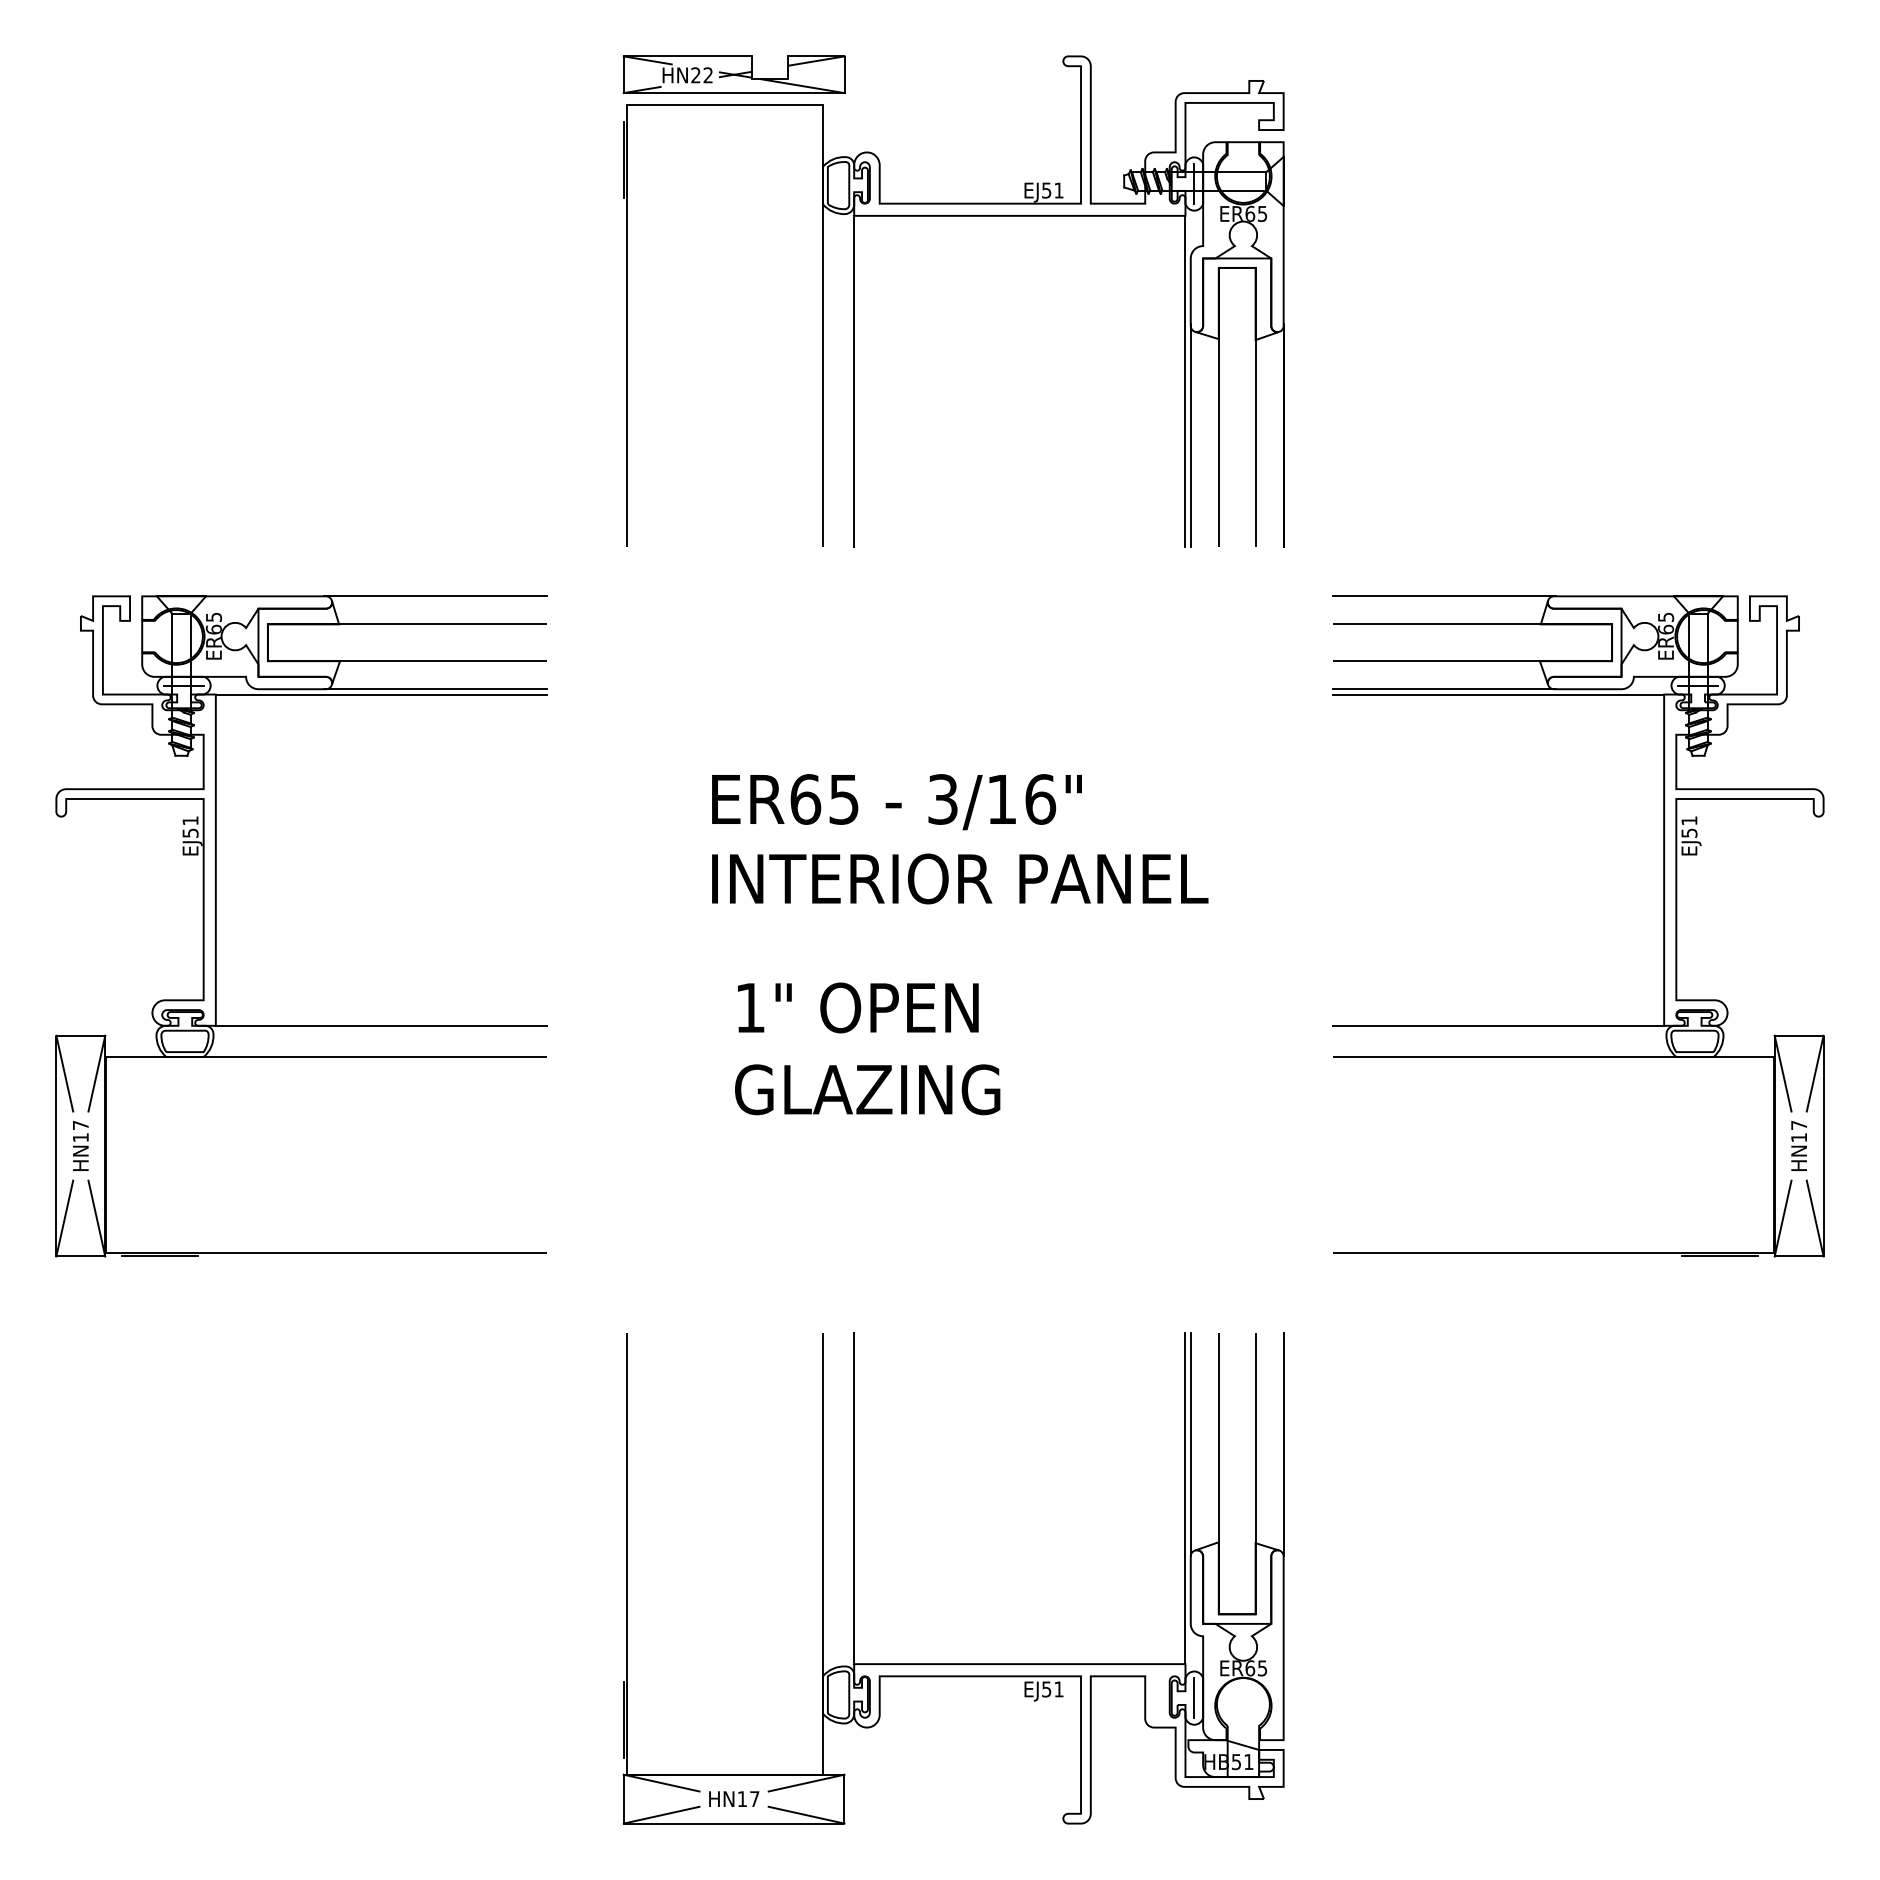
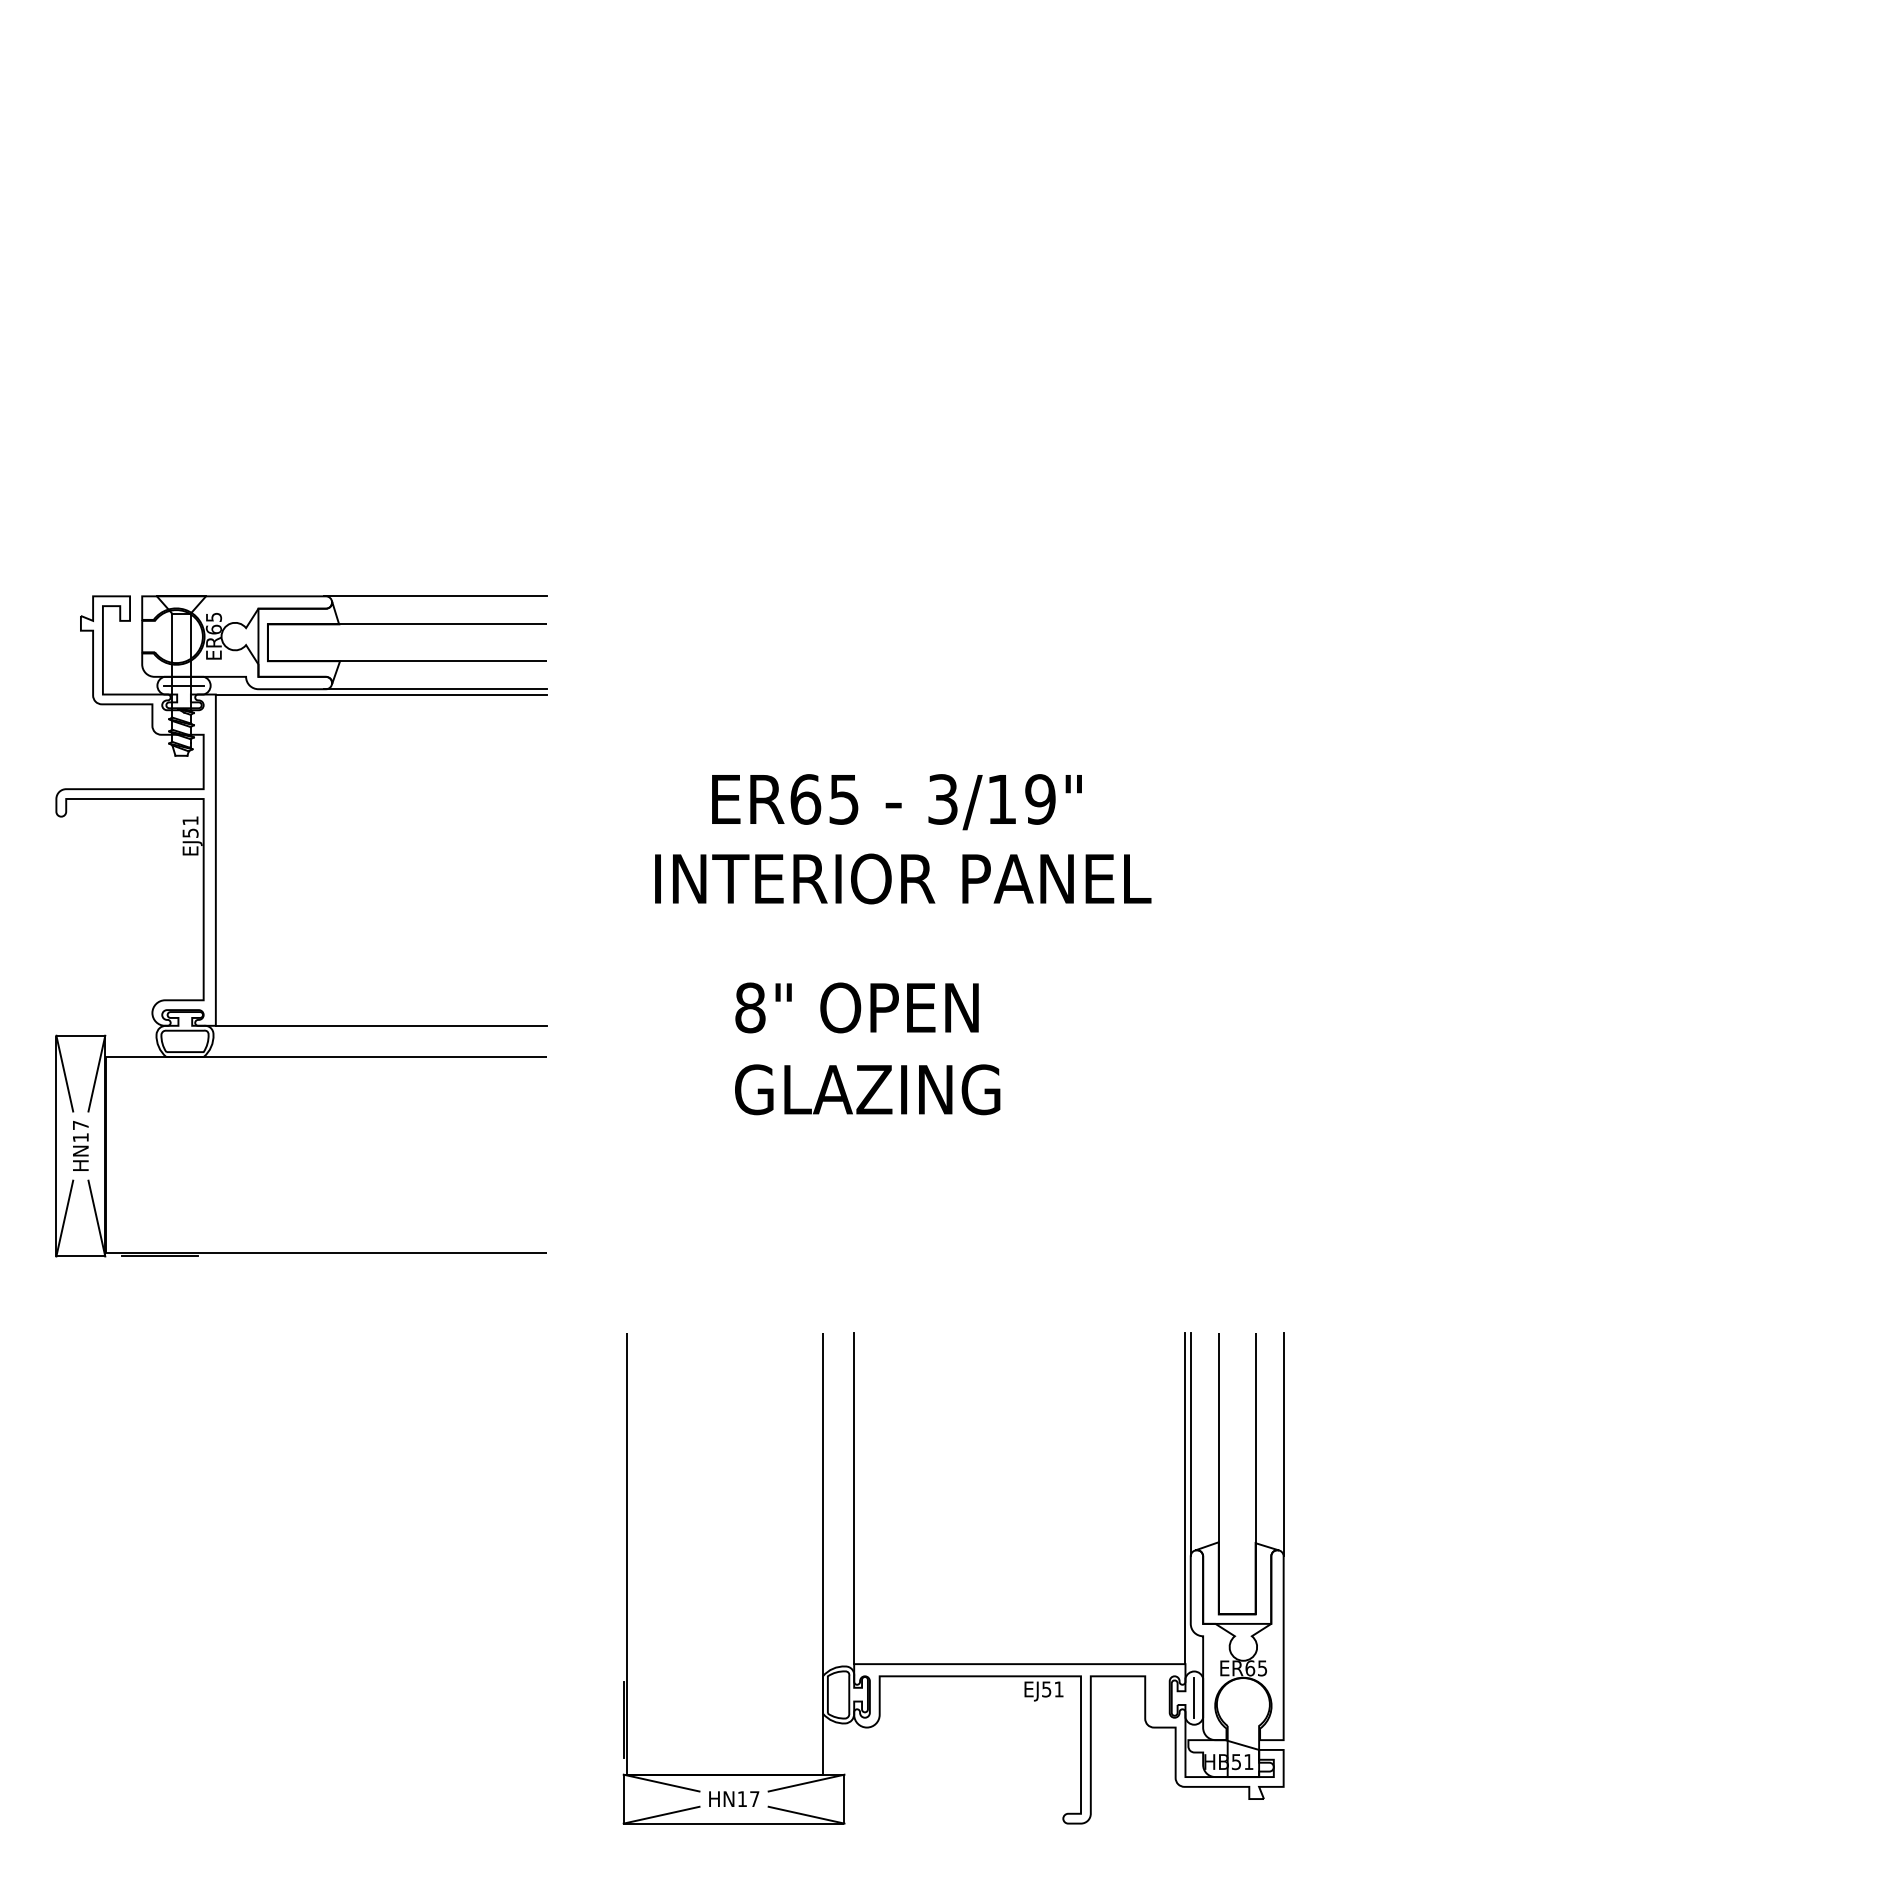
part: present -> none (953, 216)
text: 3/16" -> 3/19" (1040, 799)
text position: (960, 878) -> (903, 878) (903, 878)
part: present -> none (1663, 926)
text: 1" -> 8" (750, 1007)
